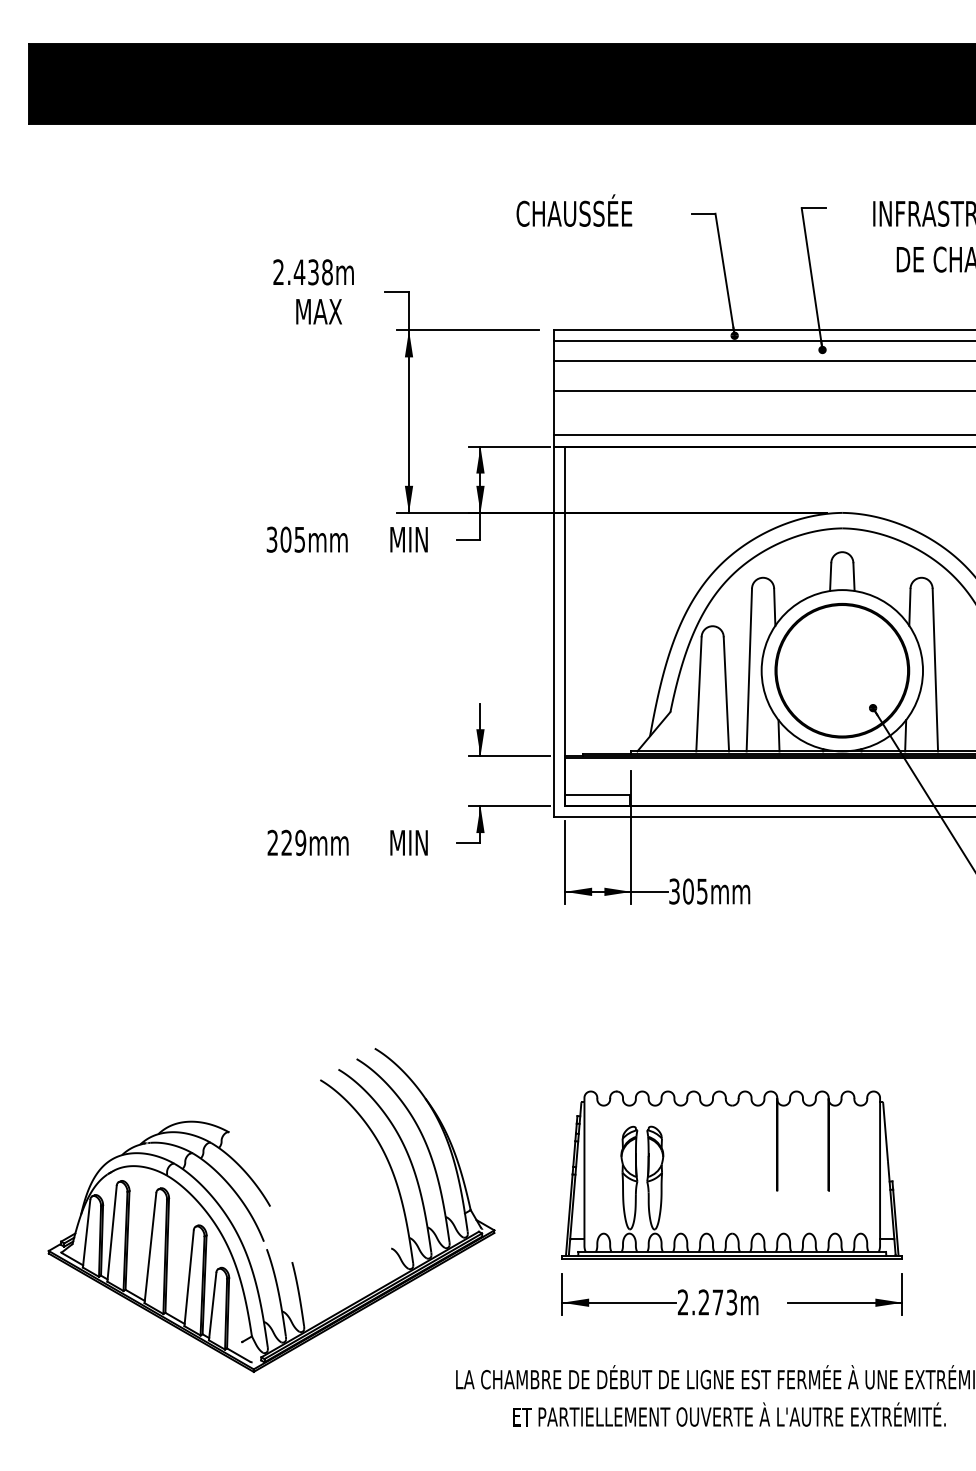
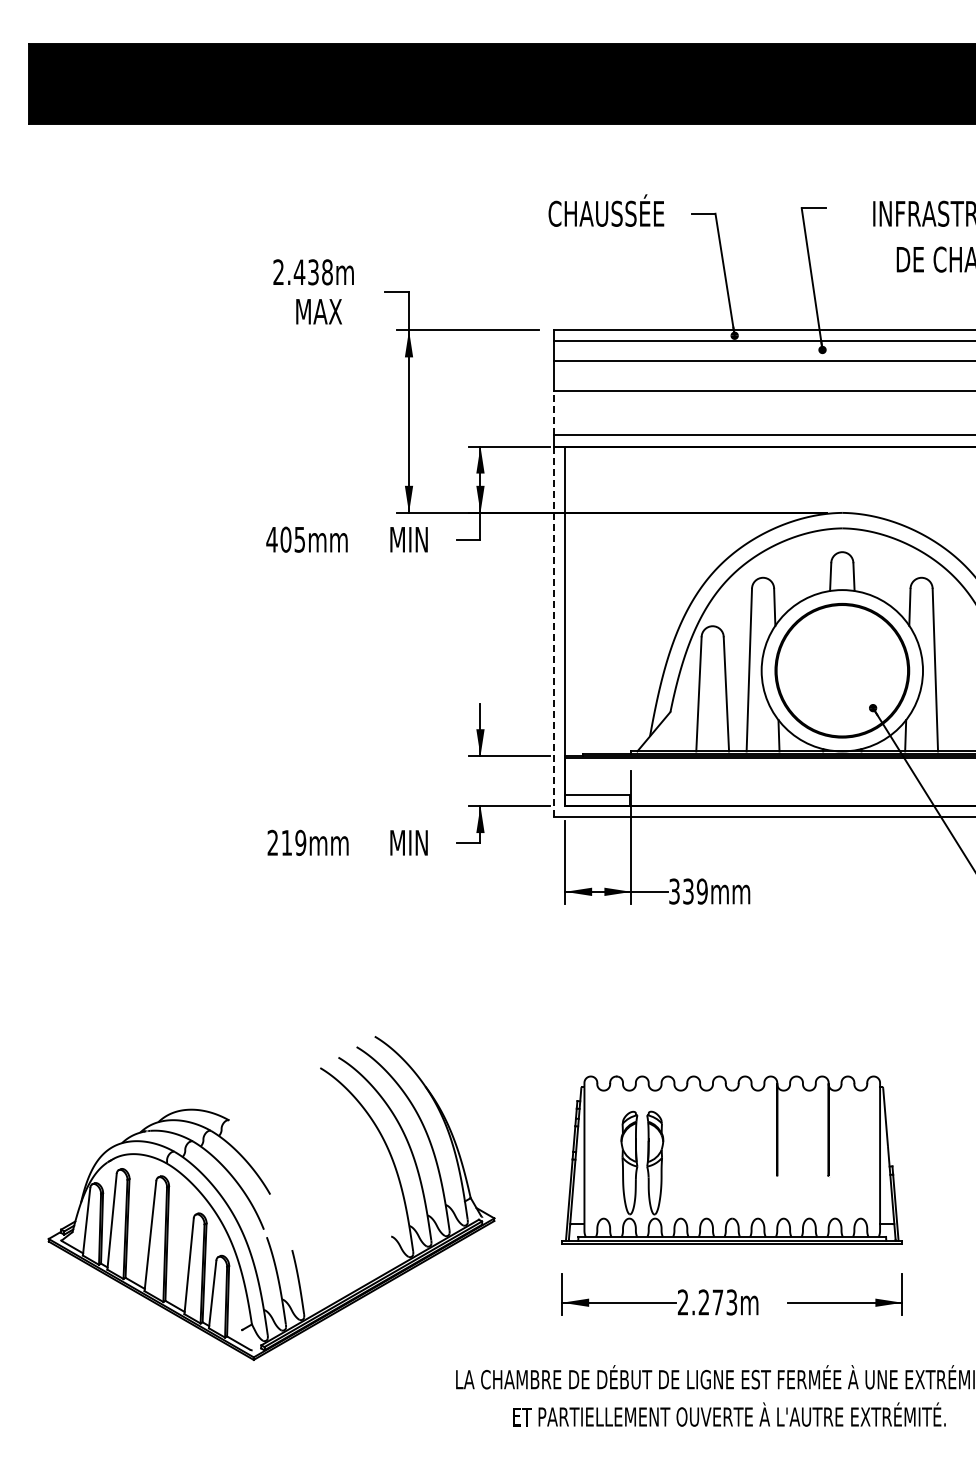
text position: (574, 210) -> (606, 210) (606, 210)
line: solid -> dashed (554, 412)
text: 305mm -> 405mm (271, 539)
line: solid -> dashed (554, 631)
text: 229mm -> 219mm (286, 842)
text: 305mm -> 339mm (695, 891)
part position: (731, 1174) -> (731, 1159) (731, 1159)
part position: (271, 1210) -> (271, 1198) (271, 1198)
